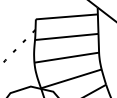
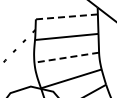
line: solid -> dashed (66, 16)
line: solid -> dashed (66, 57)
